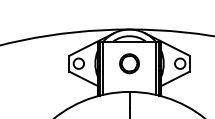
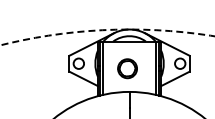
circle: solid -> dashed (107, 37)
part position: (129, 63) -> (127, 68) (127, 68)
